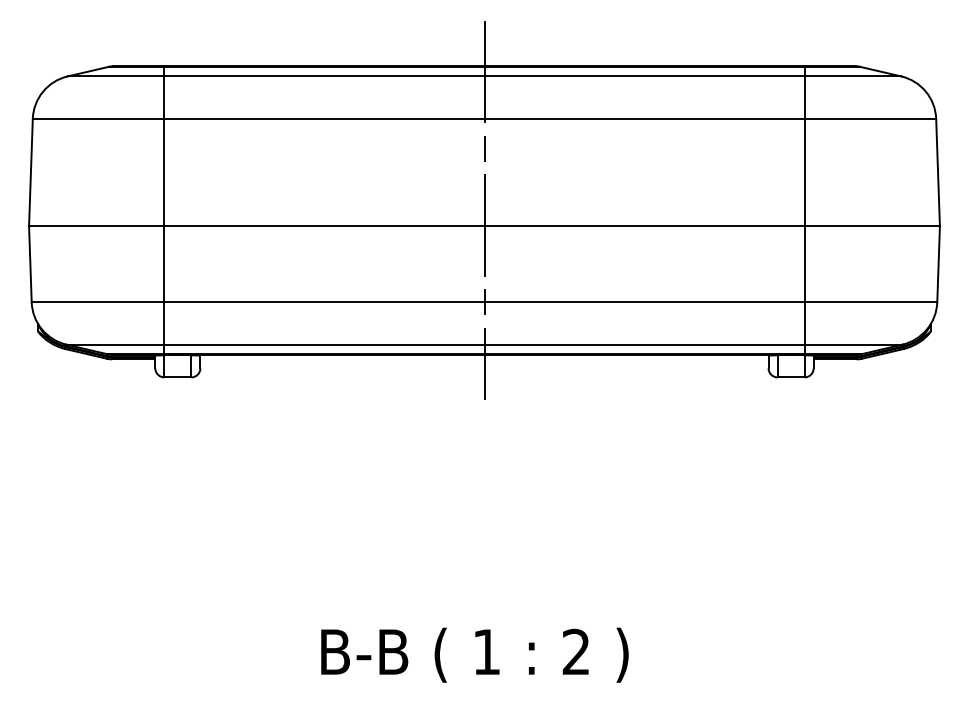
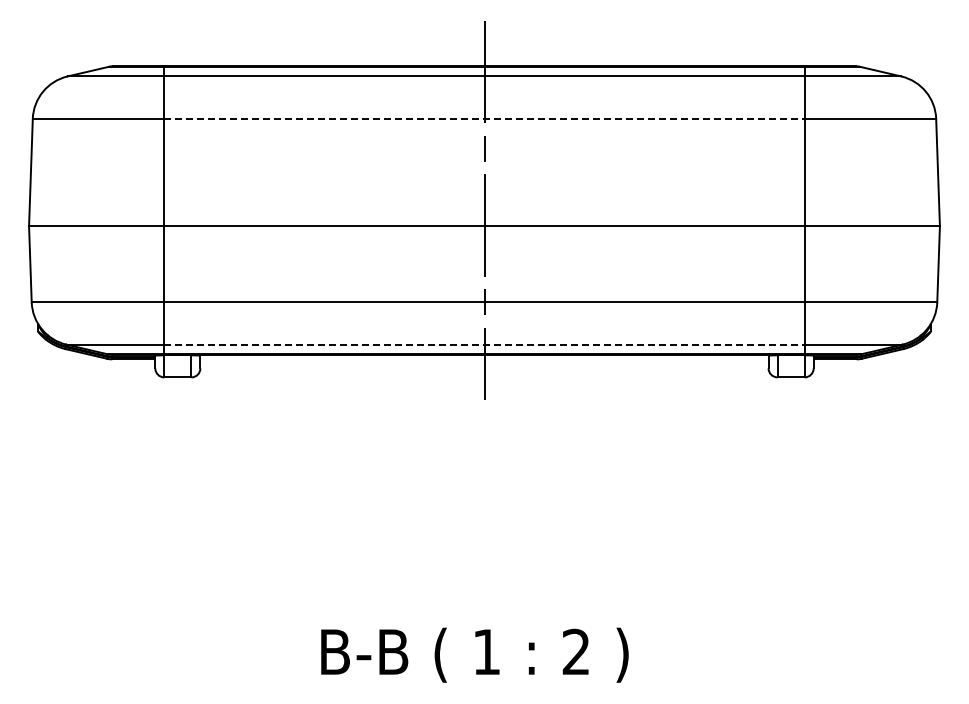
line: solid -> dashed (484, 118)
line: solid -> dashed (484, 344)
